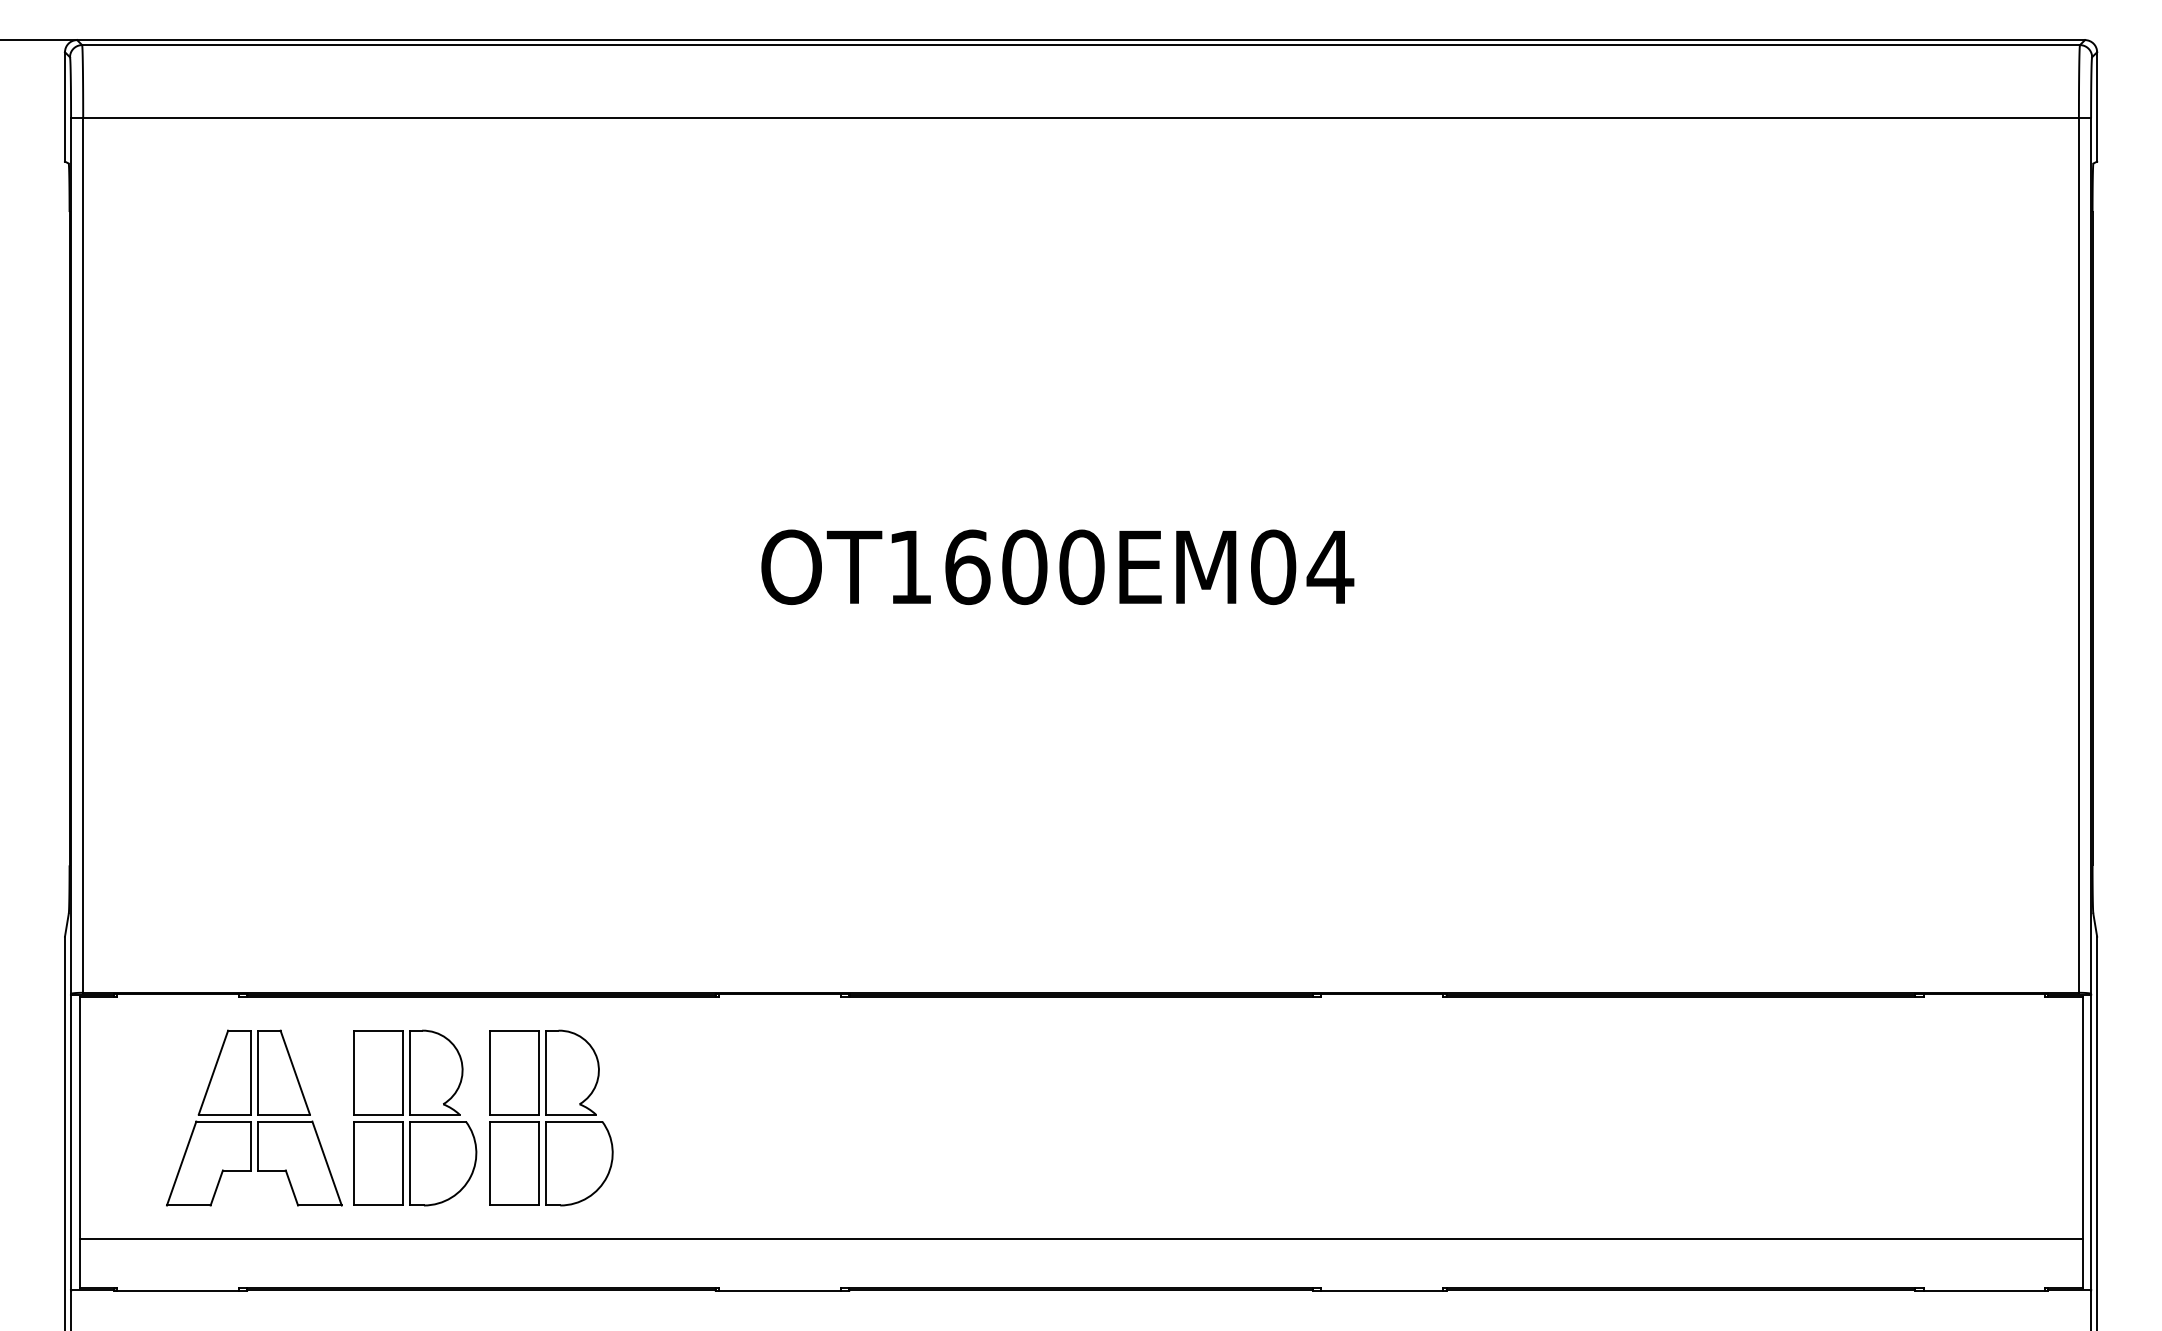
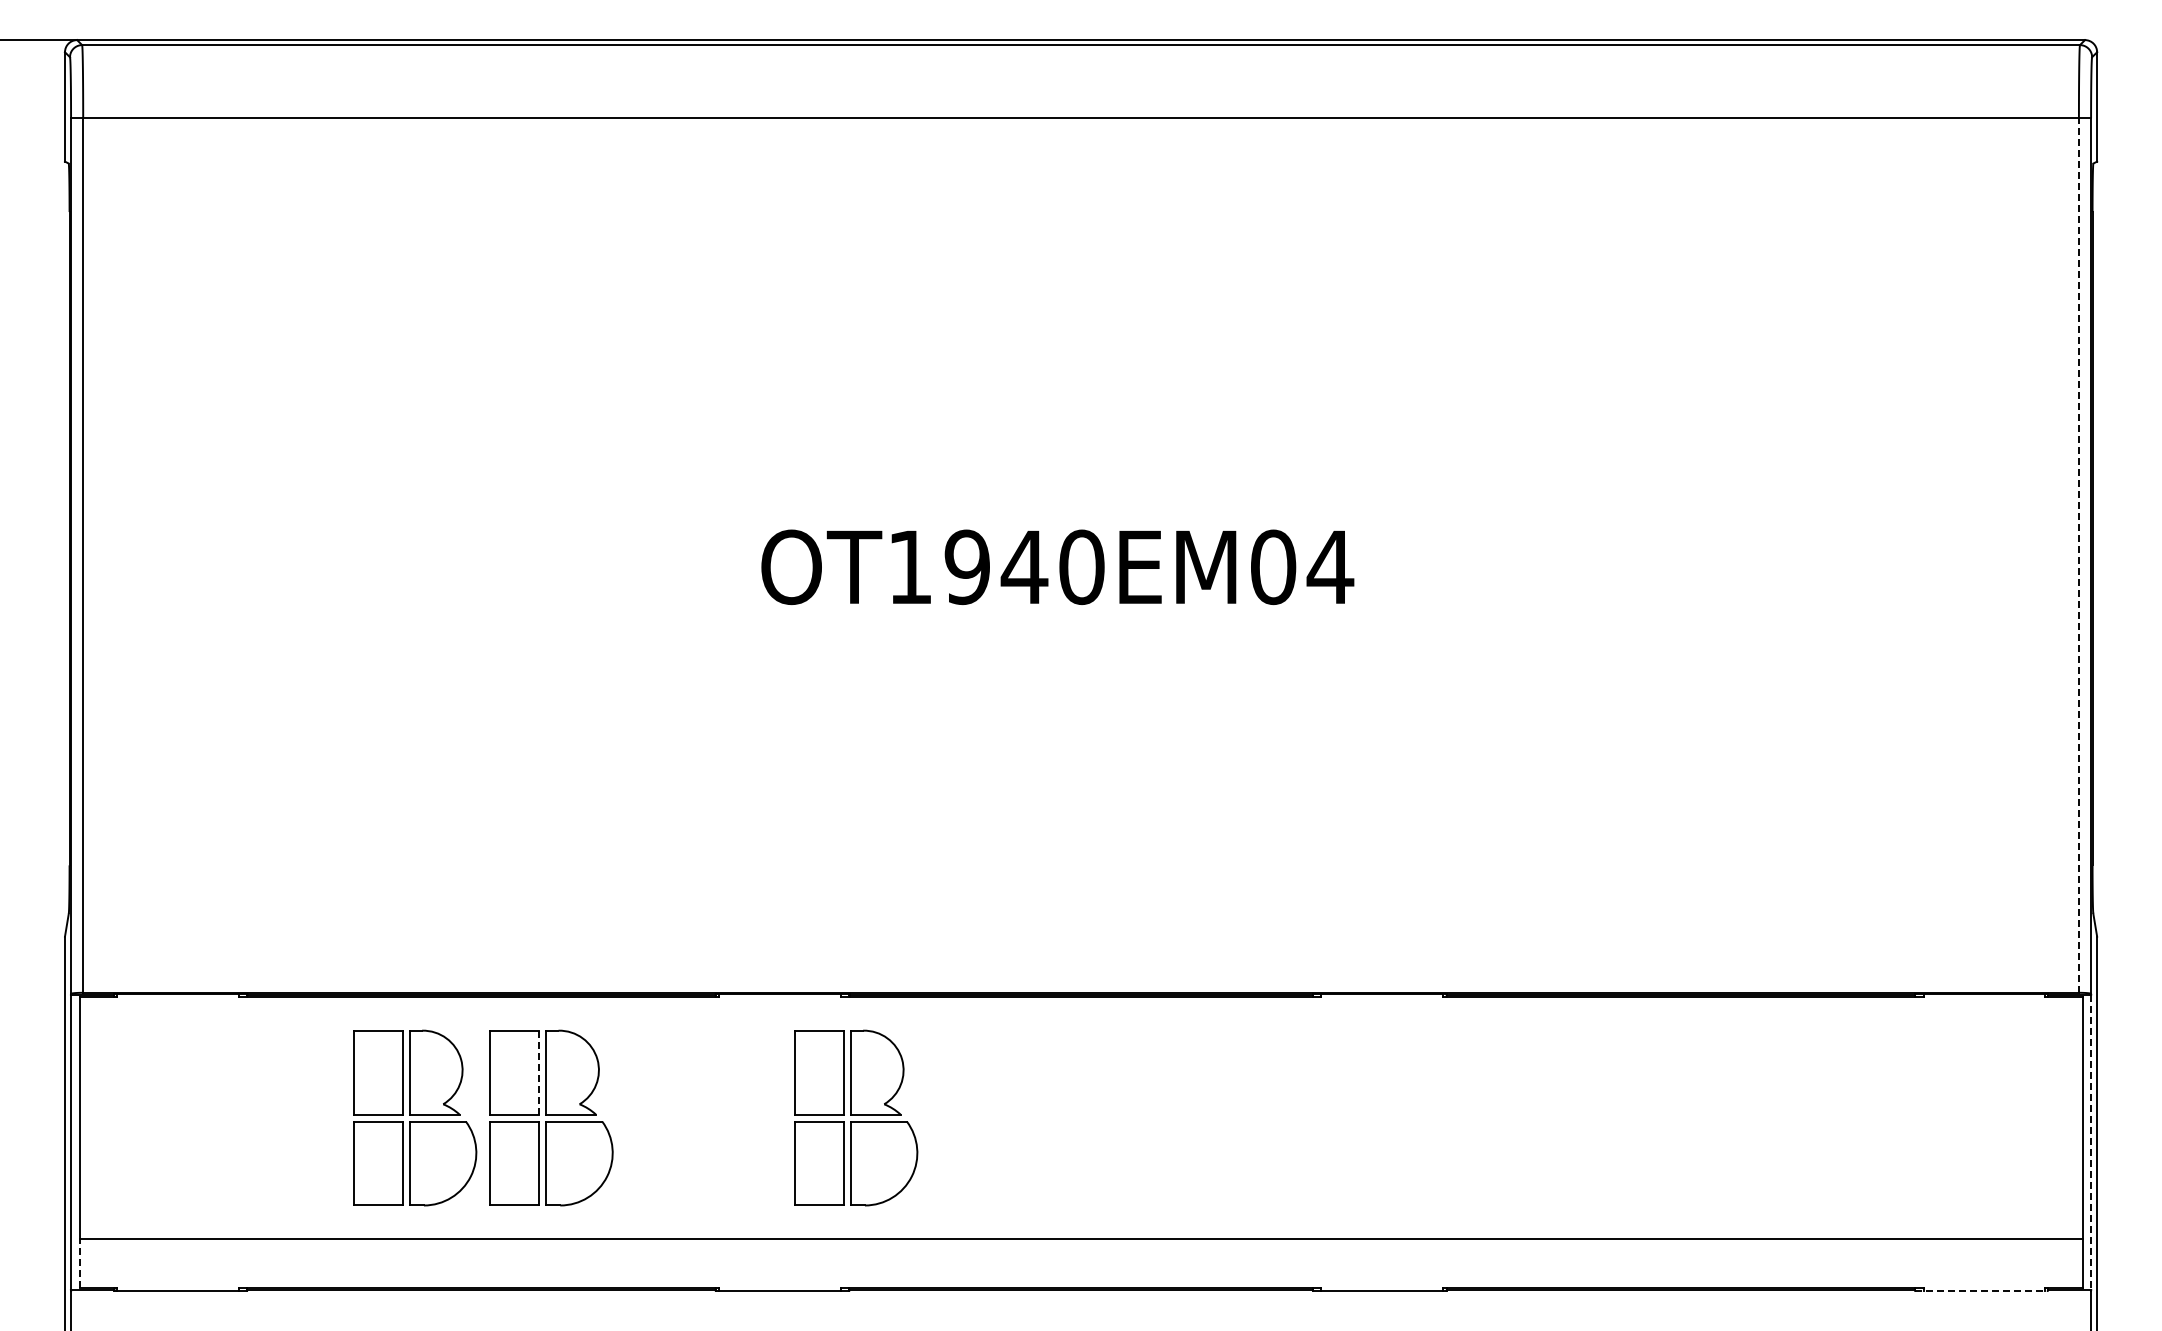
line: solid -> dashed (2078, 554)
text: OT1600EM04 -> OT1940EM04 (996, 567)
line: solid -> dashed (539, 1072)
part: present -> none (254, 1117)
part: none -> present (856, 1117)
line: solid -> dashed (2091, 1142)
line: solid -> dashed (79, 1263)
line: solid -> dashed (1981, 1290)
